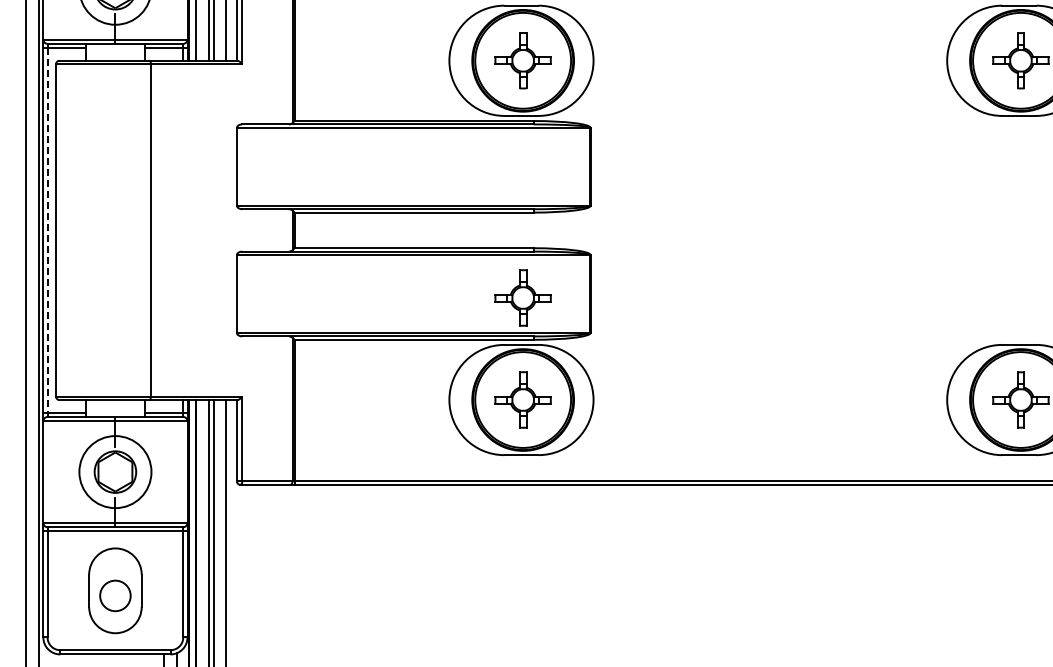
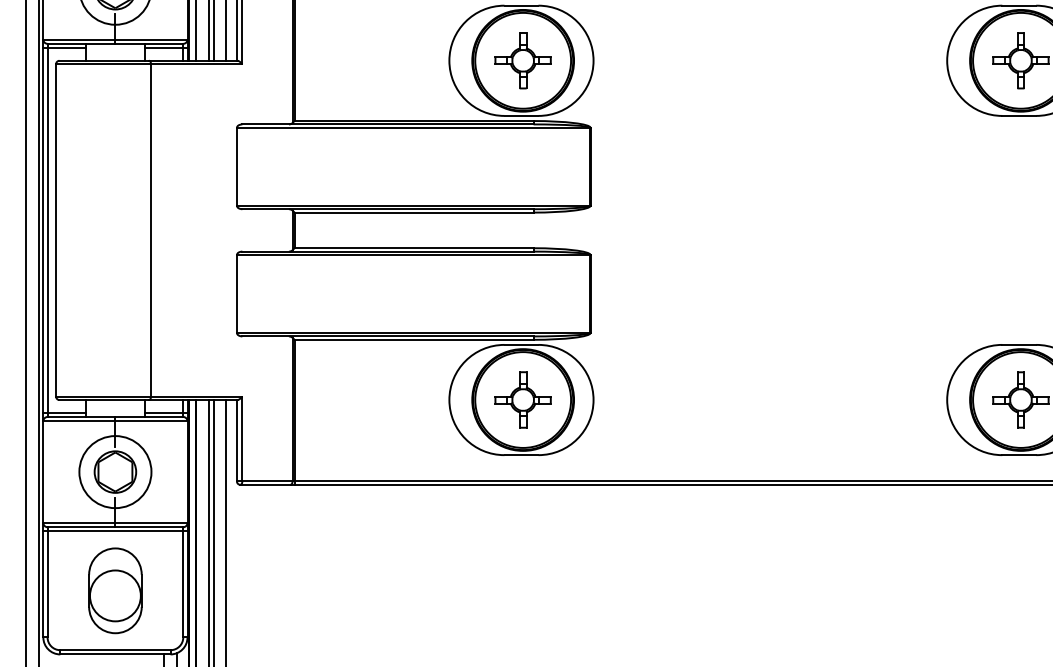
line: dashed -> solid (47, 230)
part: present -> none (522, 297)
circle diameter: 31 px -> 51 px (115, 595)
